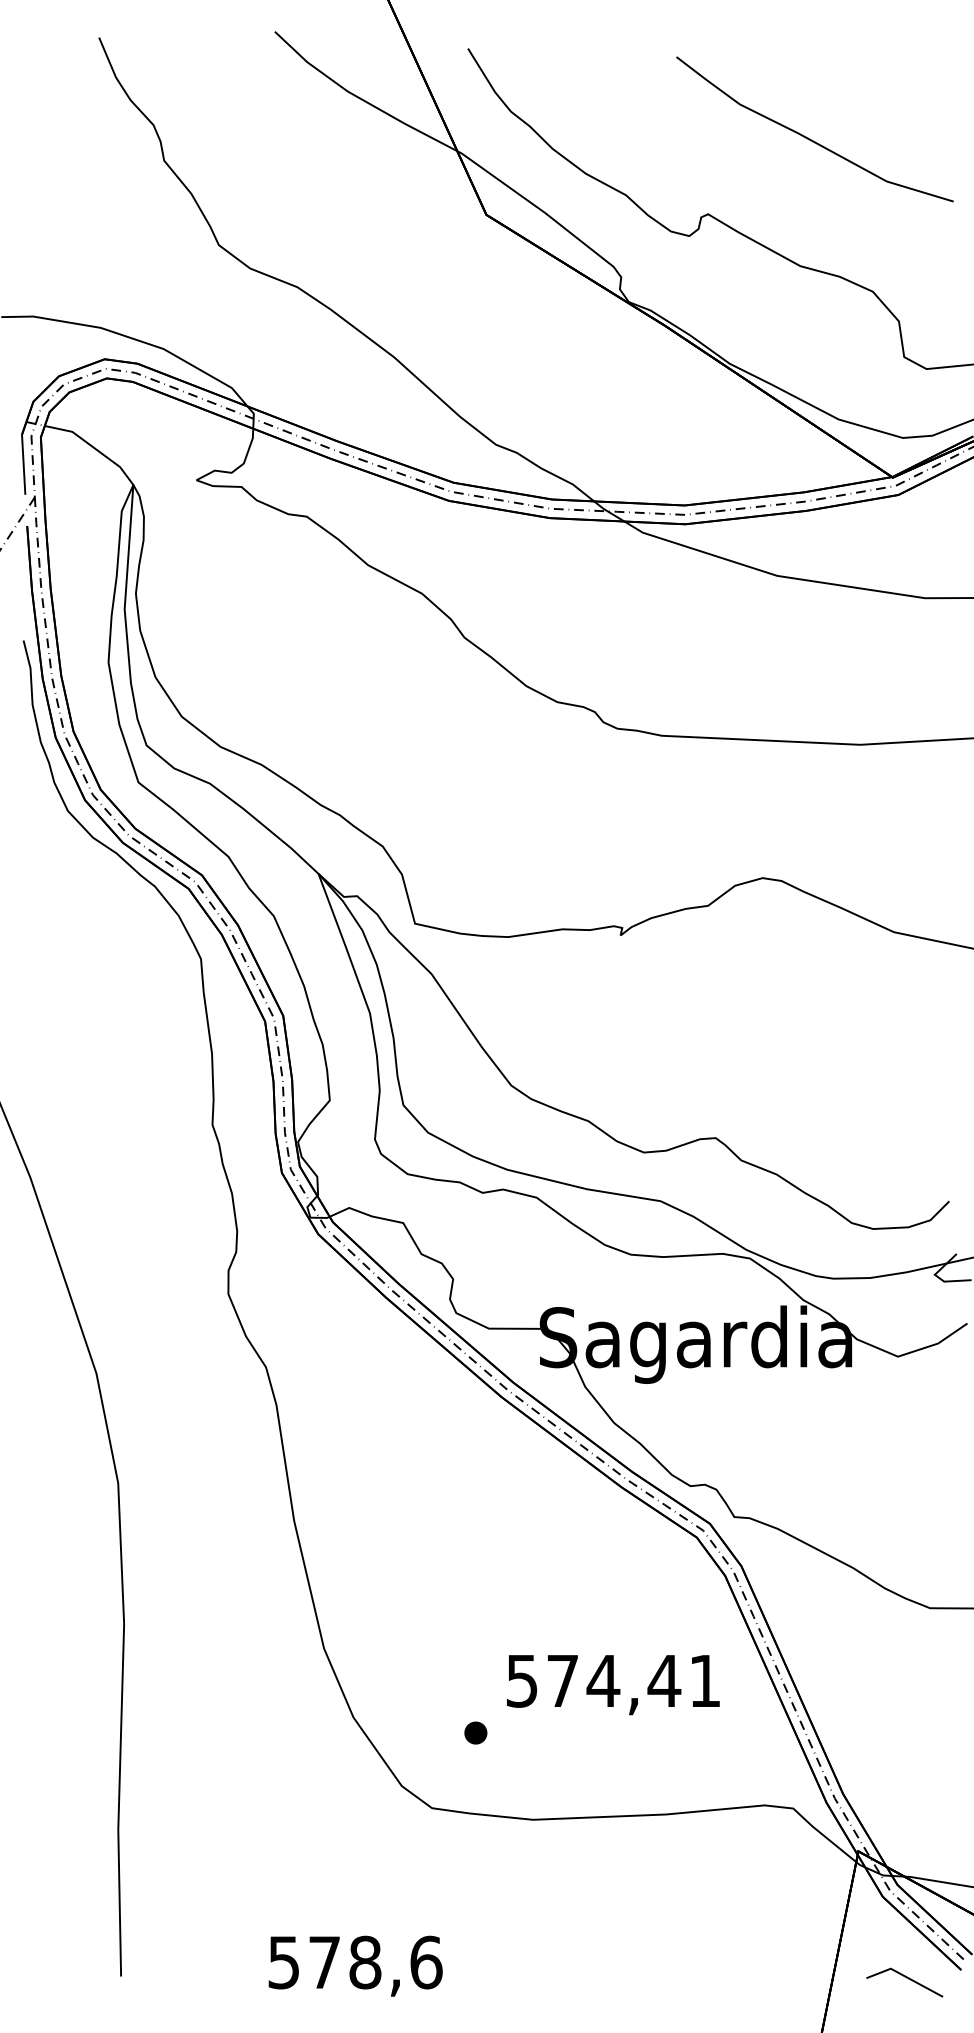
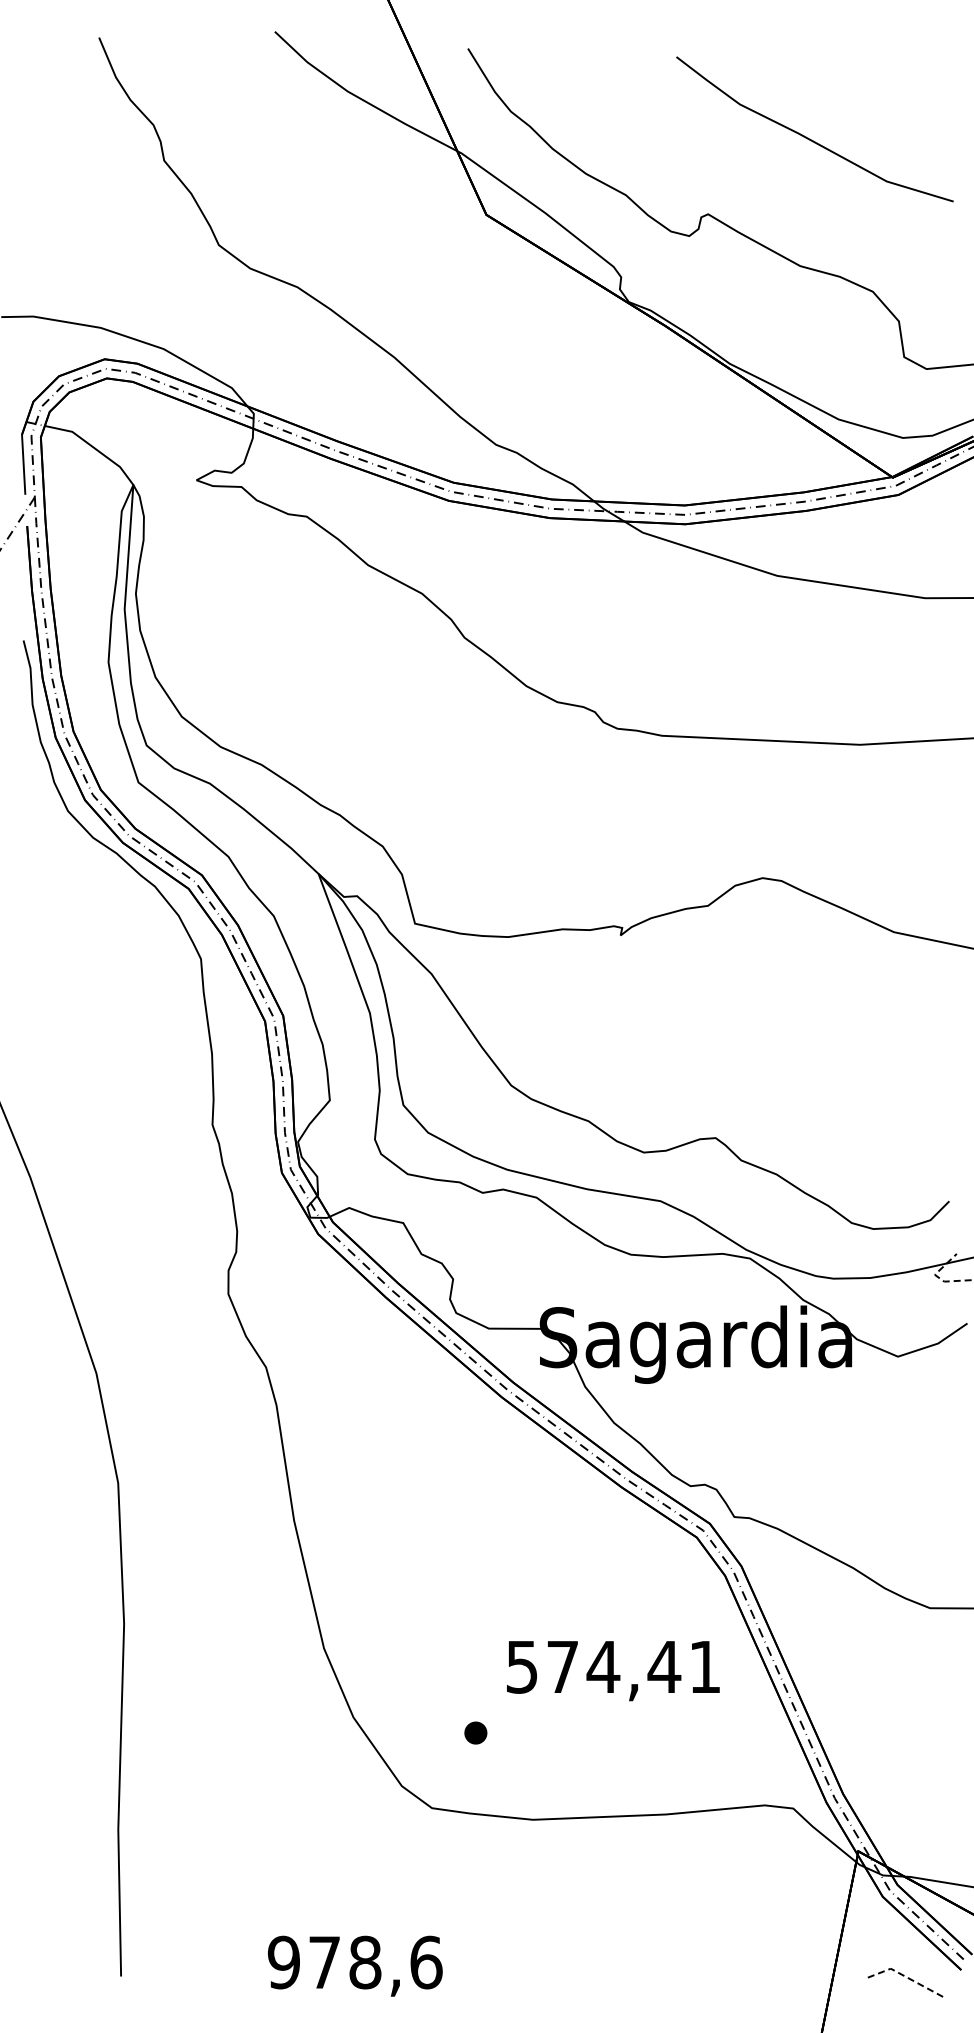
line: solid -> dashed (938, 1277)
text position: (613, 1685) -> (613, 1671) (613, 1671)
text: 578,6 -> 978,6 (283, 1962)
line: solid -> dashed (904, 1976)
